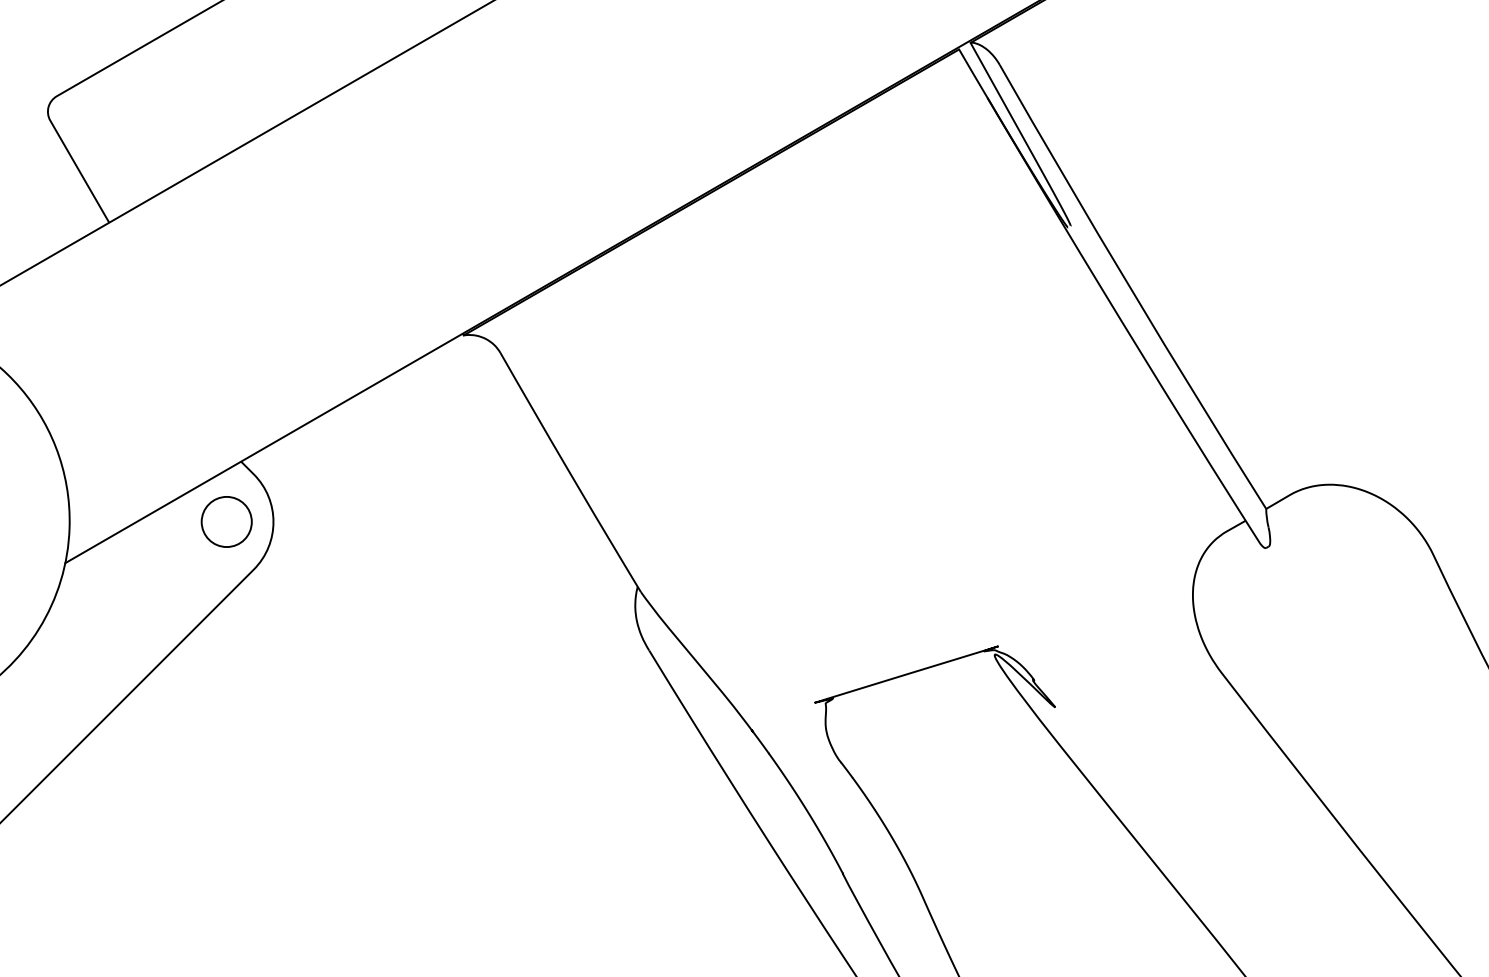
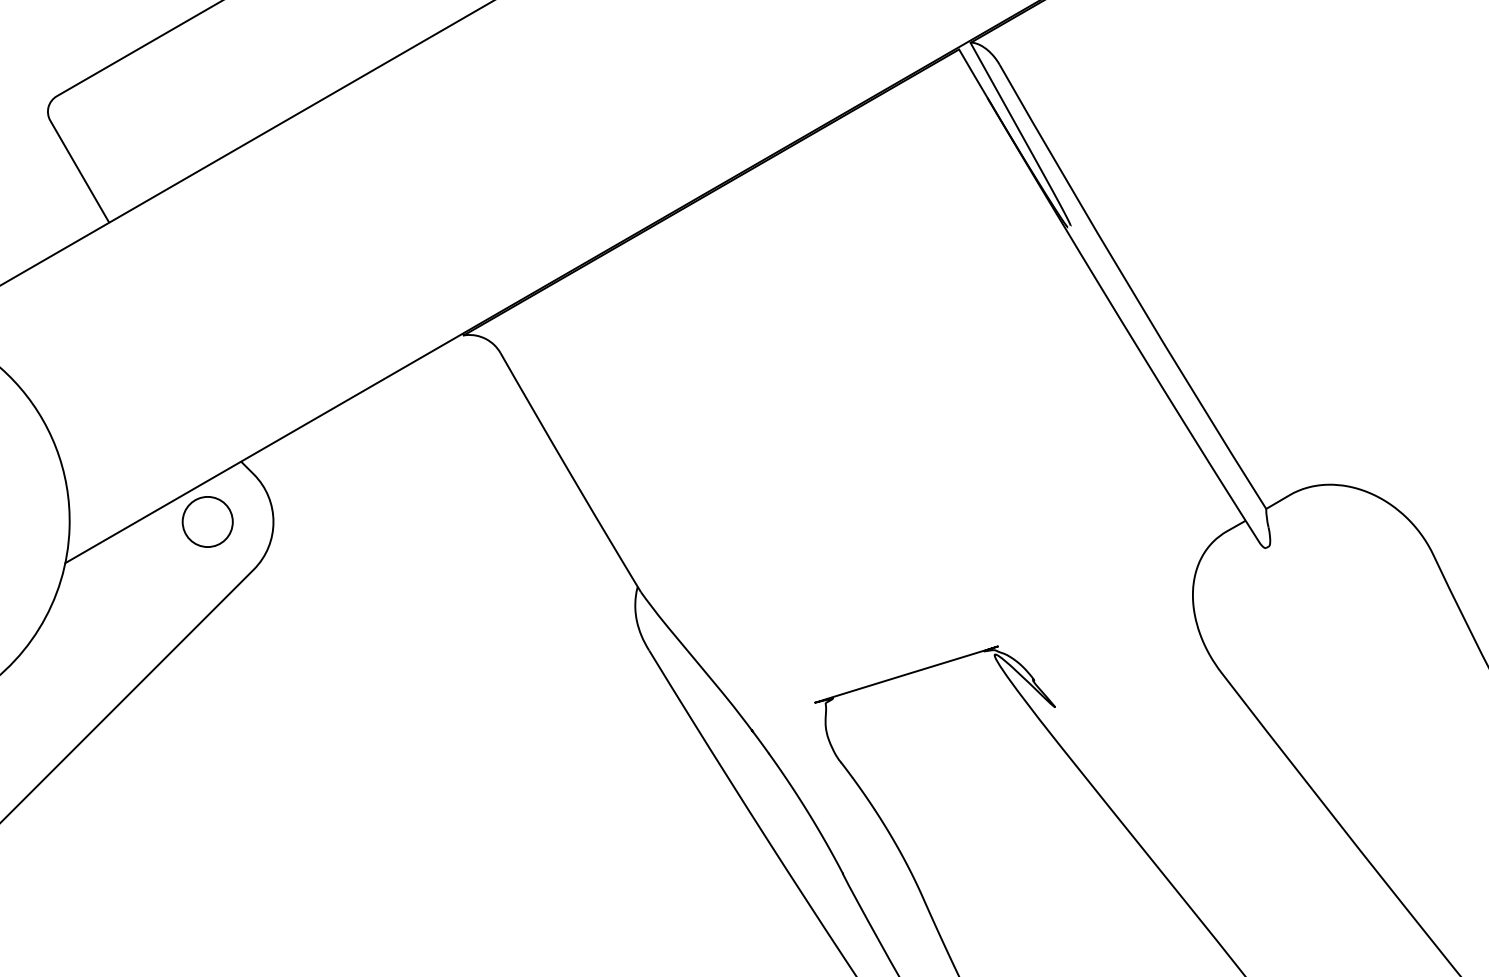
part position: (226, 521) -> (207, 521) (207, 521)
